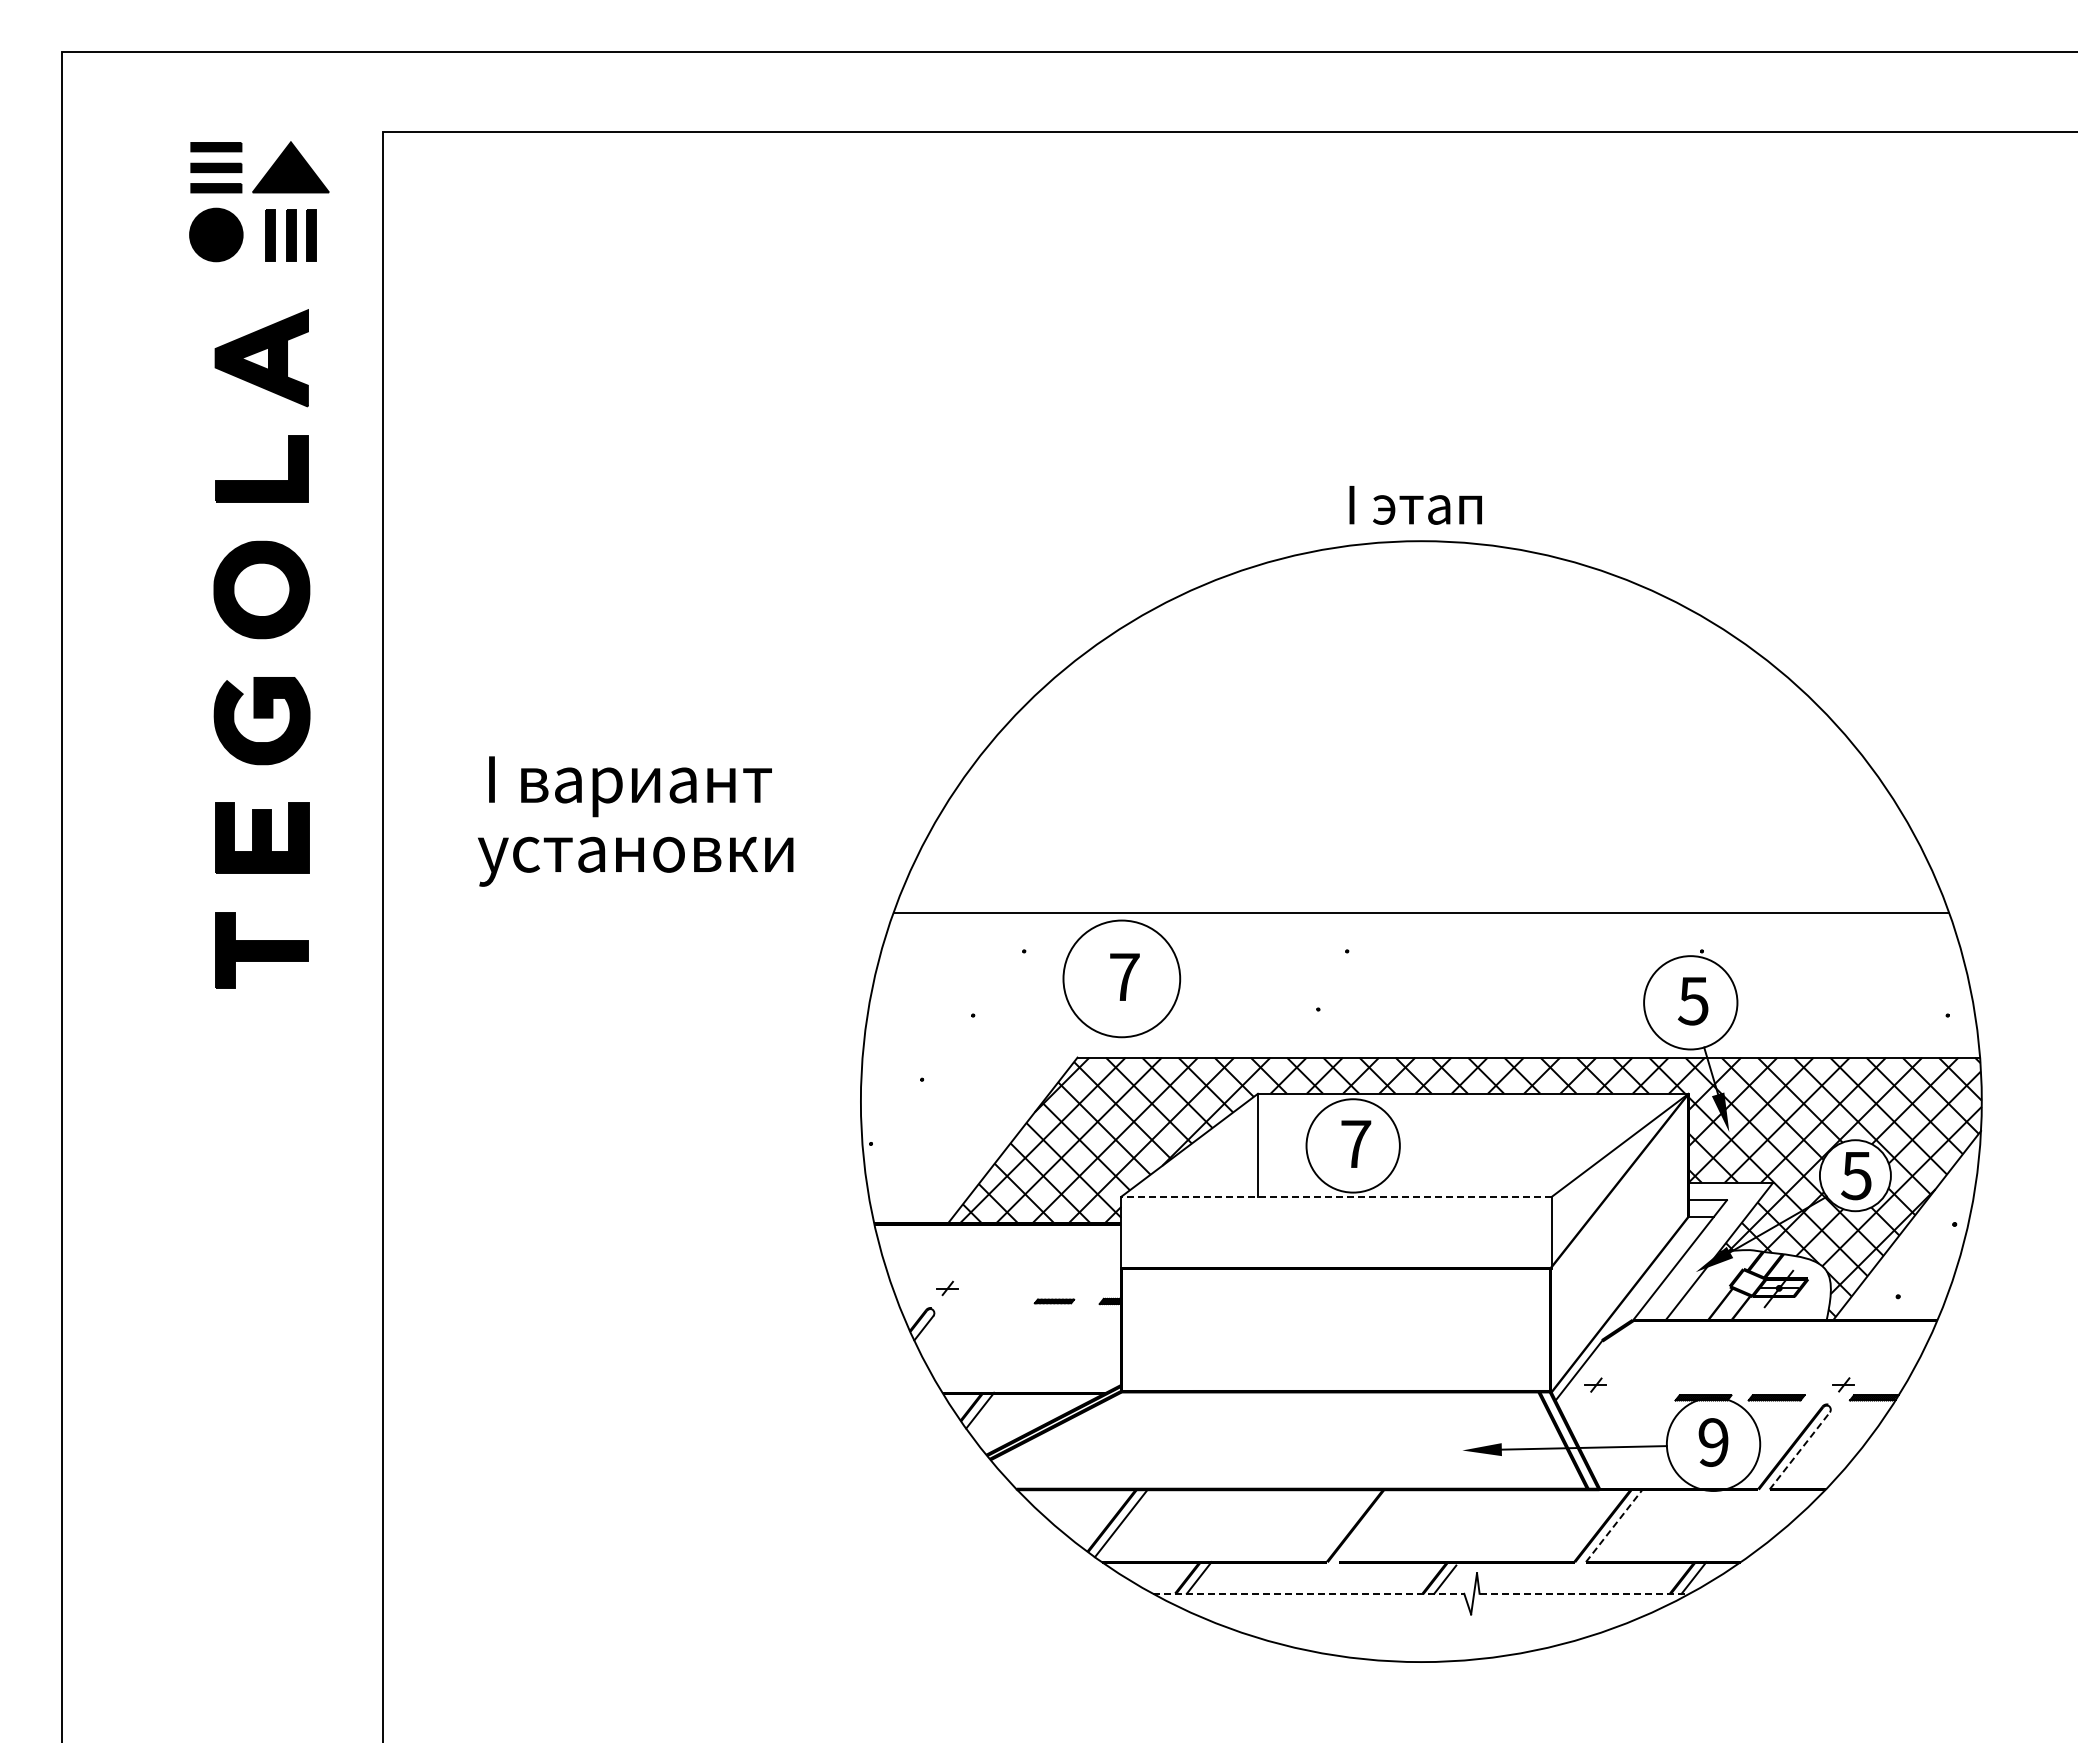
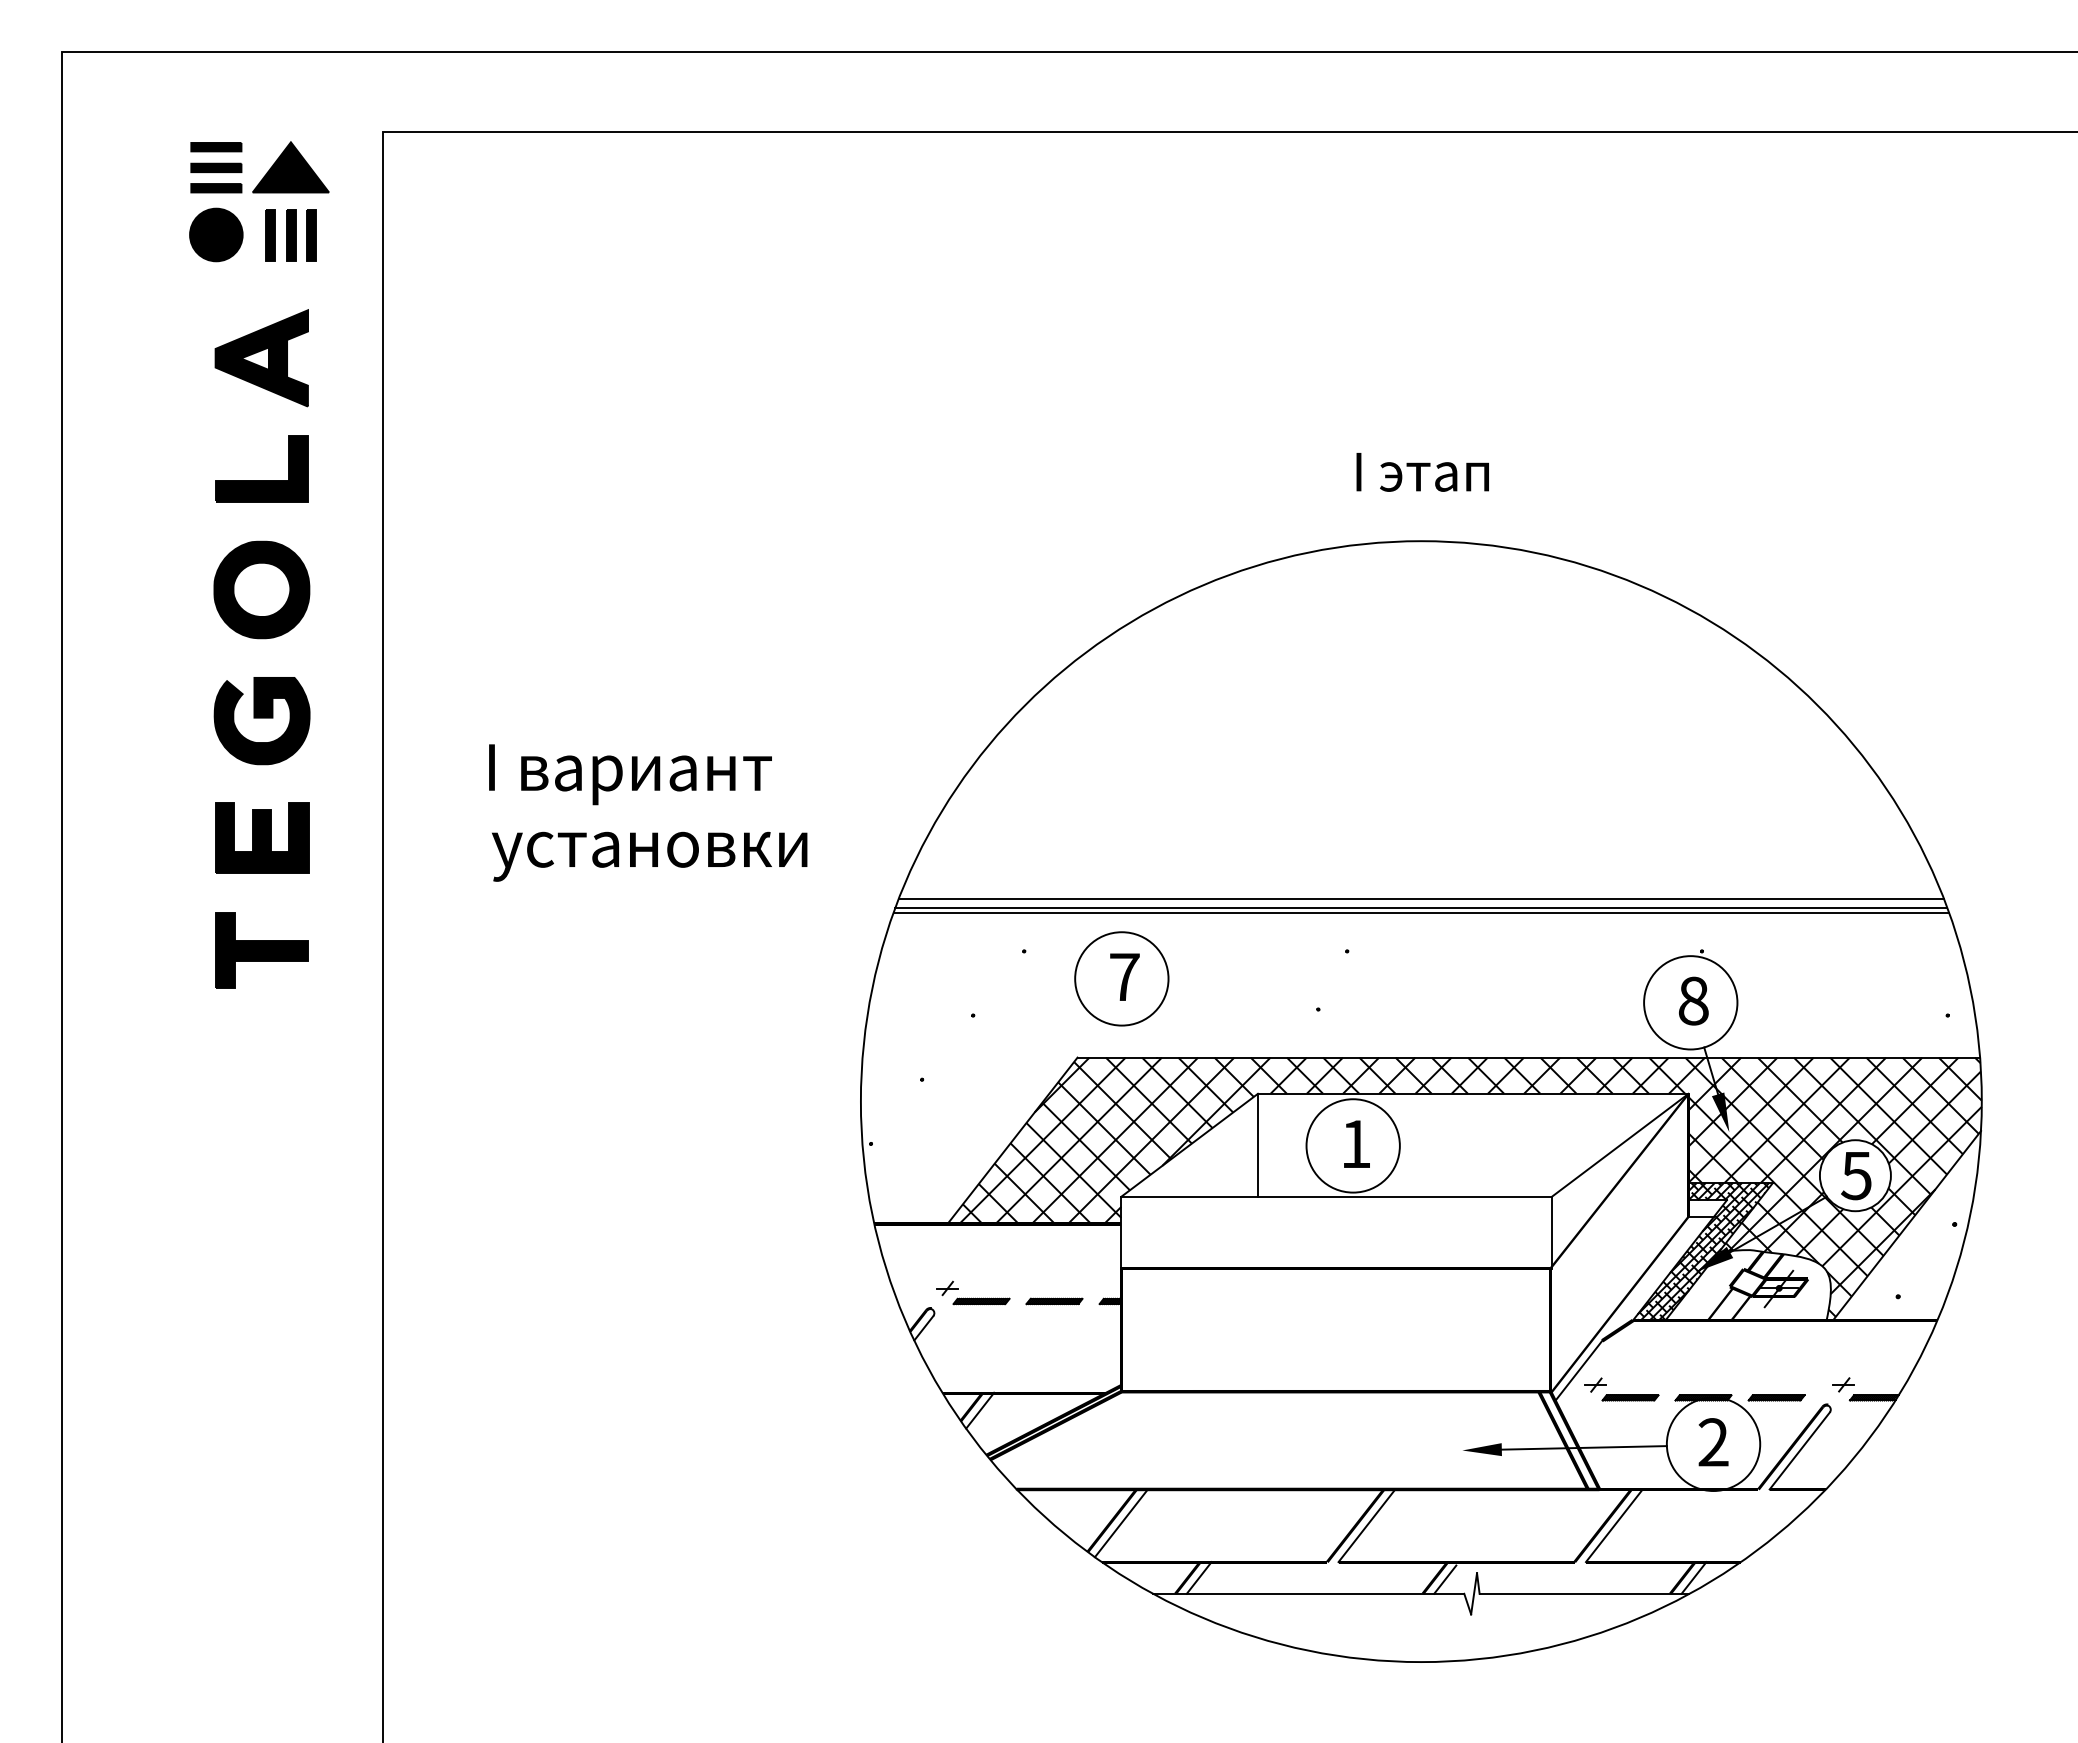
text position: (1415, 505) -> (1422, 472) (1422, 472)
text position: (630, 786) -> (630, 774) (630, 774)
text position: (635, 861) -> (649, 856) (649, 856)
line: none -> present (1420, 898)
line: none -> present (1421, 908)
circle diameter: 117 px -> 93 px (1121, 978)
text: 5 -> 8 (1692, 1000)
text: 7 -> 1 (1356, 1143)
line: dashed -> solid (1336, 1196)
hatch: none -> present (1703, 1251)
part: none -> present (981, 1301)
part size: 43x7 px -> 59x9 px (1054, 1301)
part: none -> present (1630, 1397)
text: 9 -> 2 (1713, 1442)
line: dashed -> solid (1799, 1450)
line: none -> present (1366, 1525)
line: dashed -> solid (1614, 1525)
line: dashed -> solid (1308, 1593)
line: dashed -> solid (1584, 1593)
